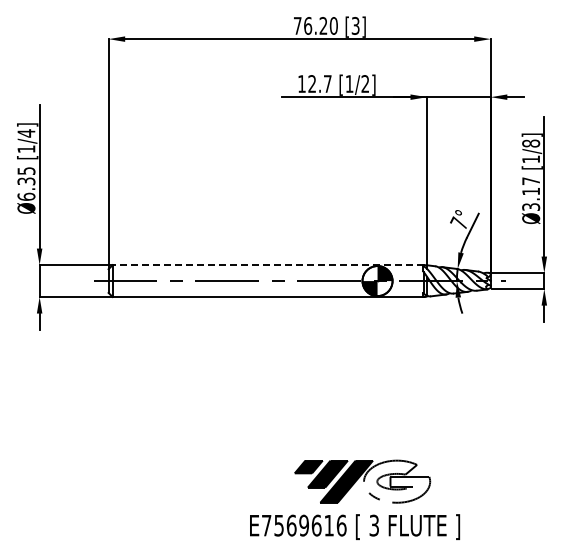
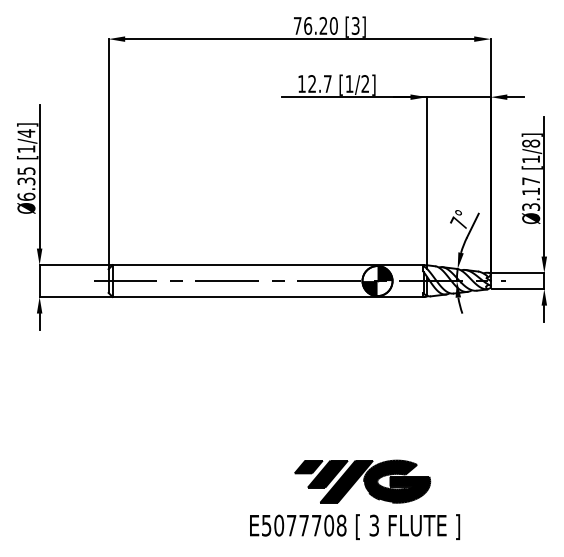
line: dashed -> solid (268, 265)
fill: none -> present (397, 481)
text: E7569616 -> E5077708 (304, 525)
